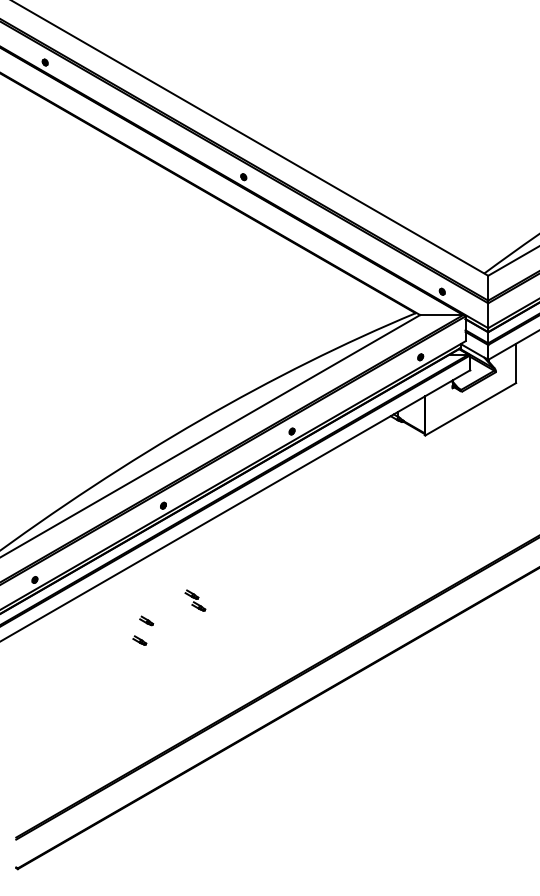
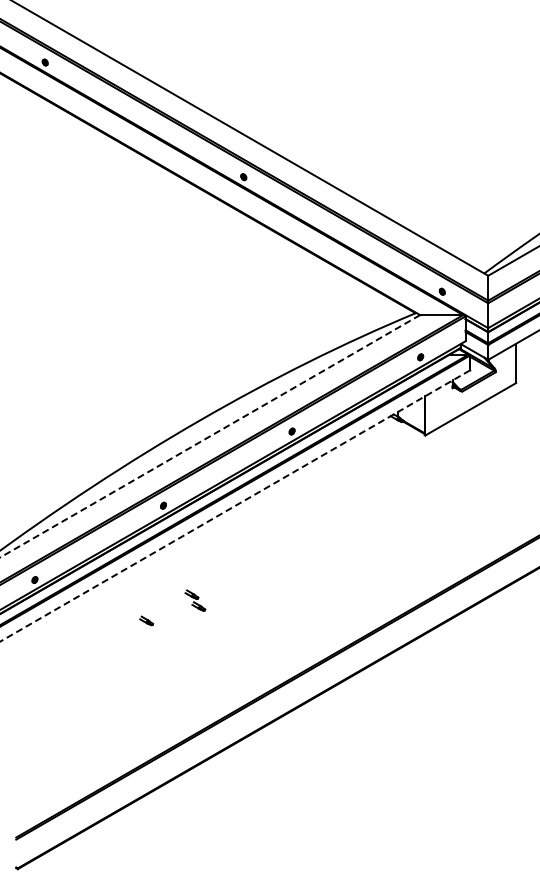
line: solid -> dashed (209, 436)
line: solid -> dashed (234, 506)
part: present -> none (139, 640)
